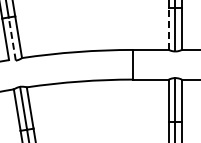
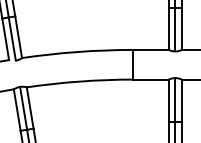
line: dashed -> solid (168, 29)
line: dashed -> solid (12, 39)
